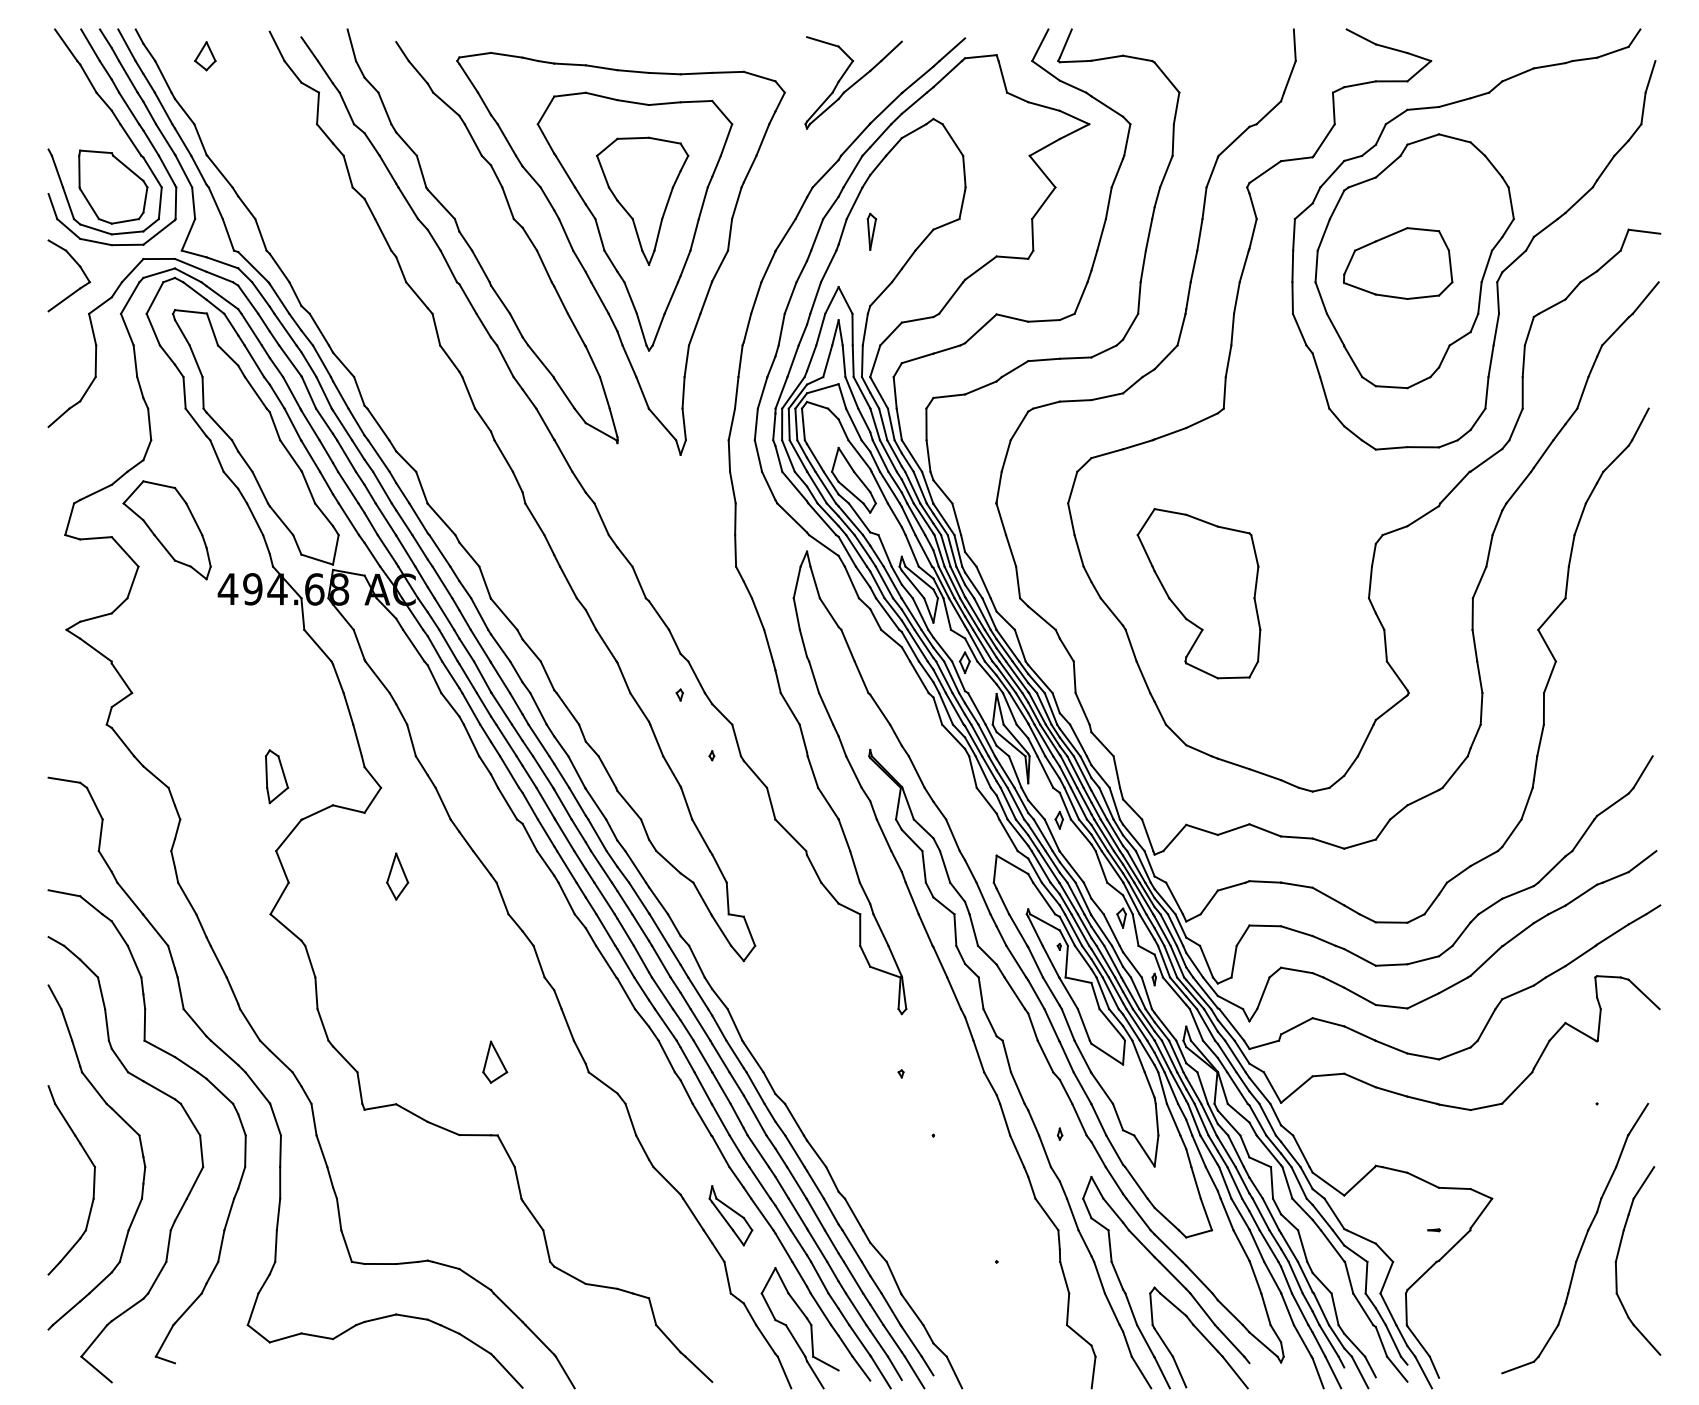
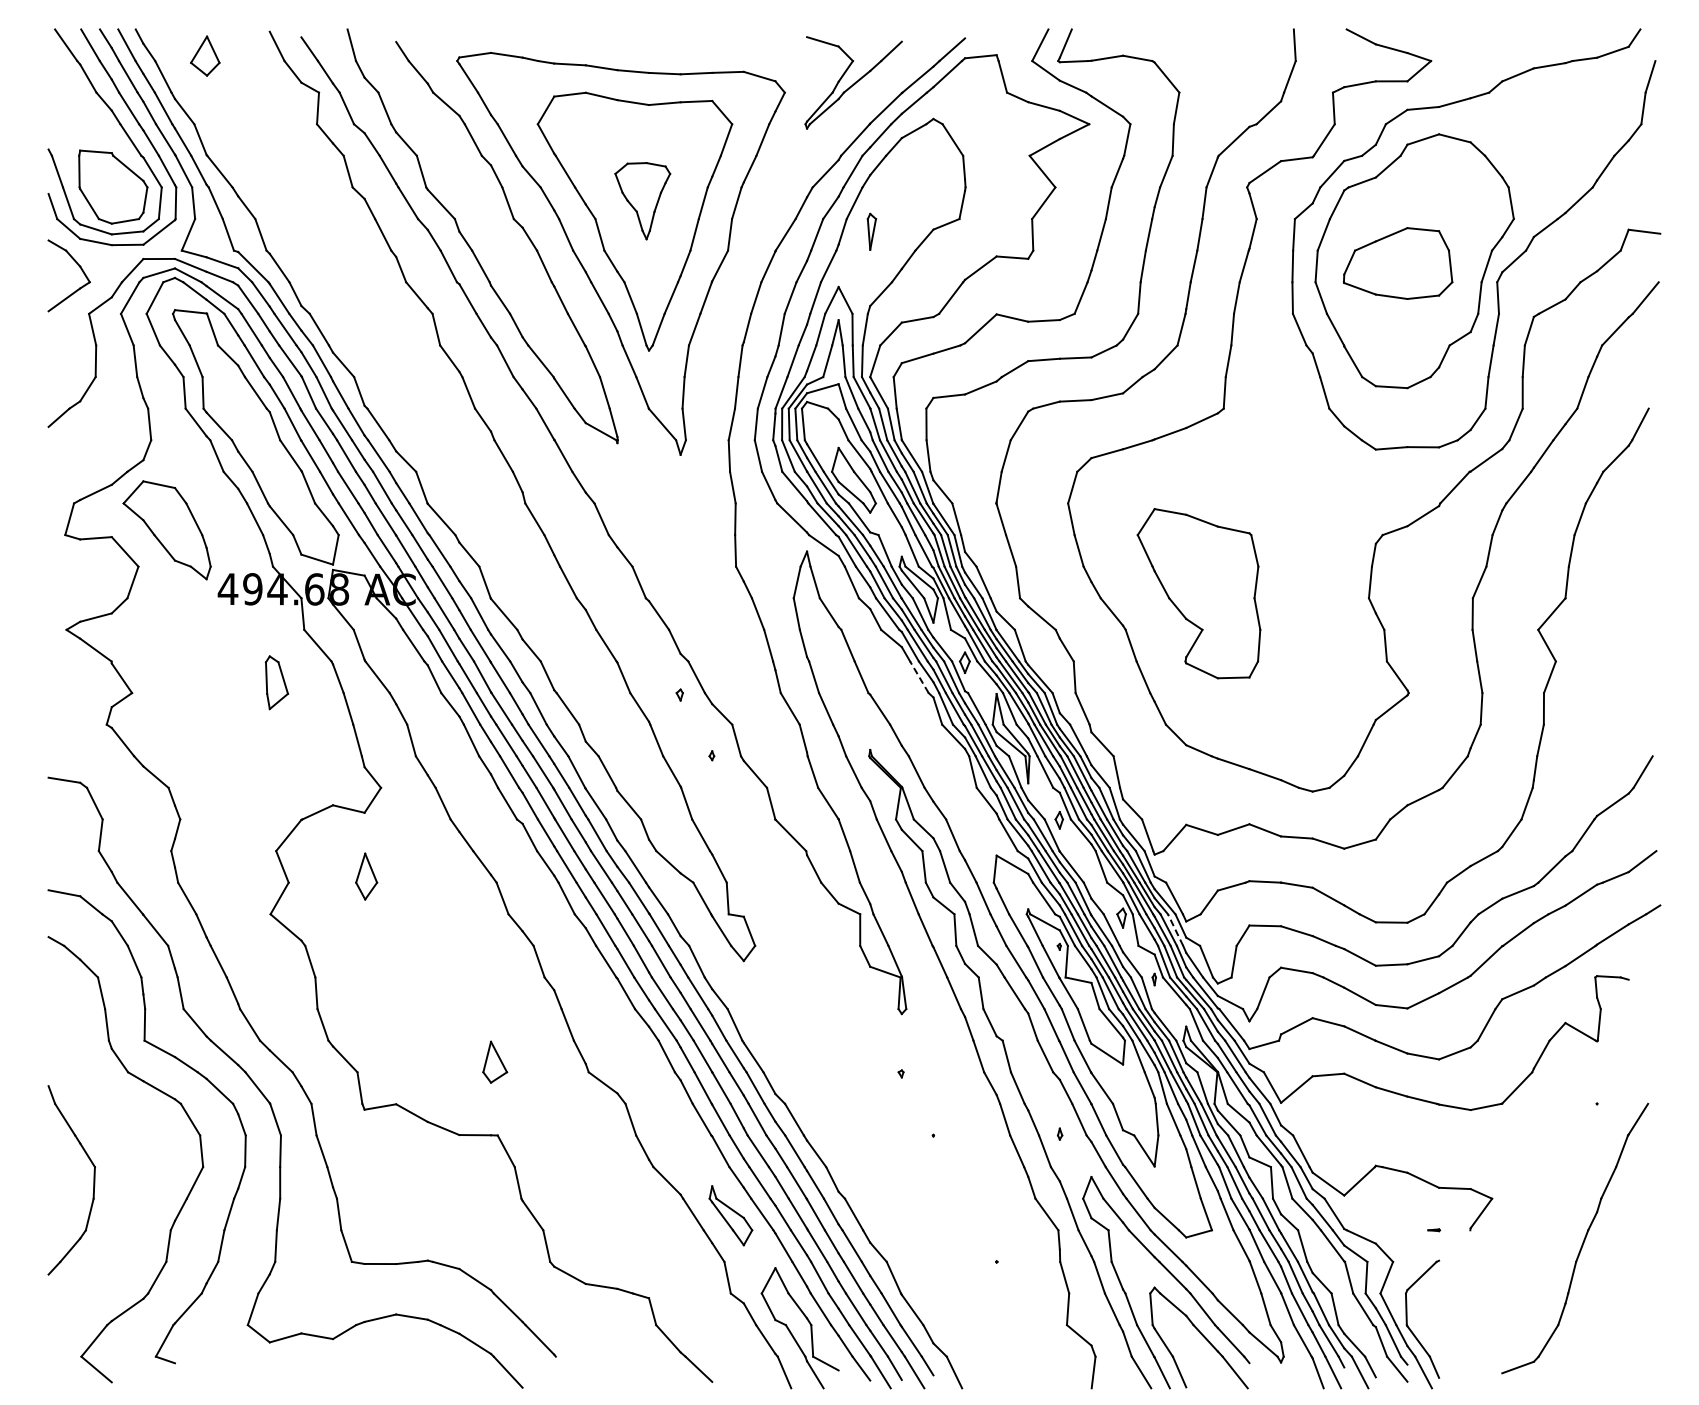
part size: 23x31 px -> 31x42 px (205, 55)
part size: 94x130 px -> 58x79 px (642, 201)
line: solid -> dashed (919, 676)
part position: (276, 776) -> (276, 682) (276, 682)
part position: (397, 876) -> (366, 876) (366, 876)
line: solid -> dashed (1175, 930)
line: present -> none (1643, 994)
part: present -> none (127, 1125)
line: present -> none (1454, 1245)
part: present -> none (1618, 1256)
line: present -> none (564, 1372)
